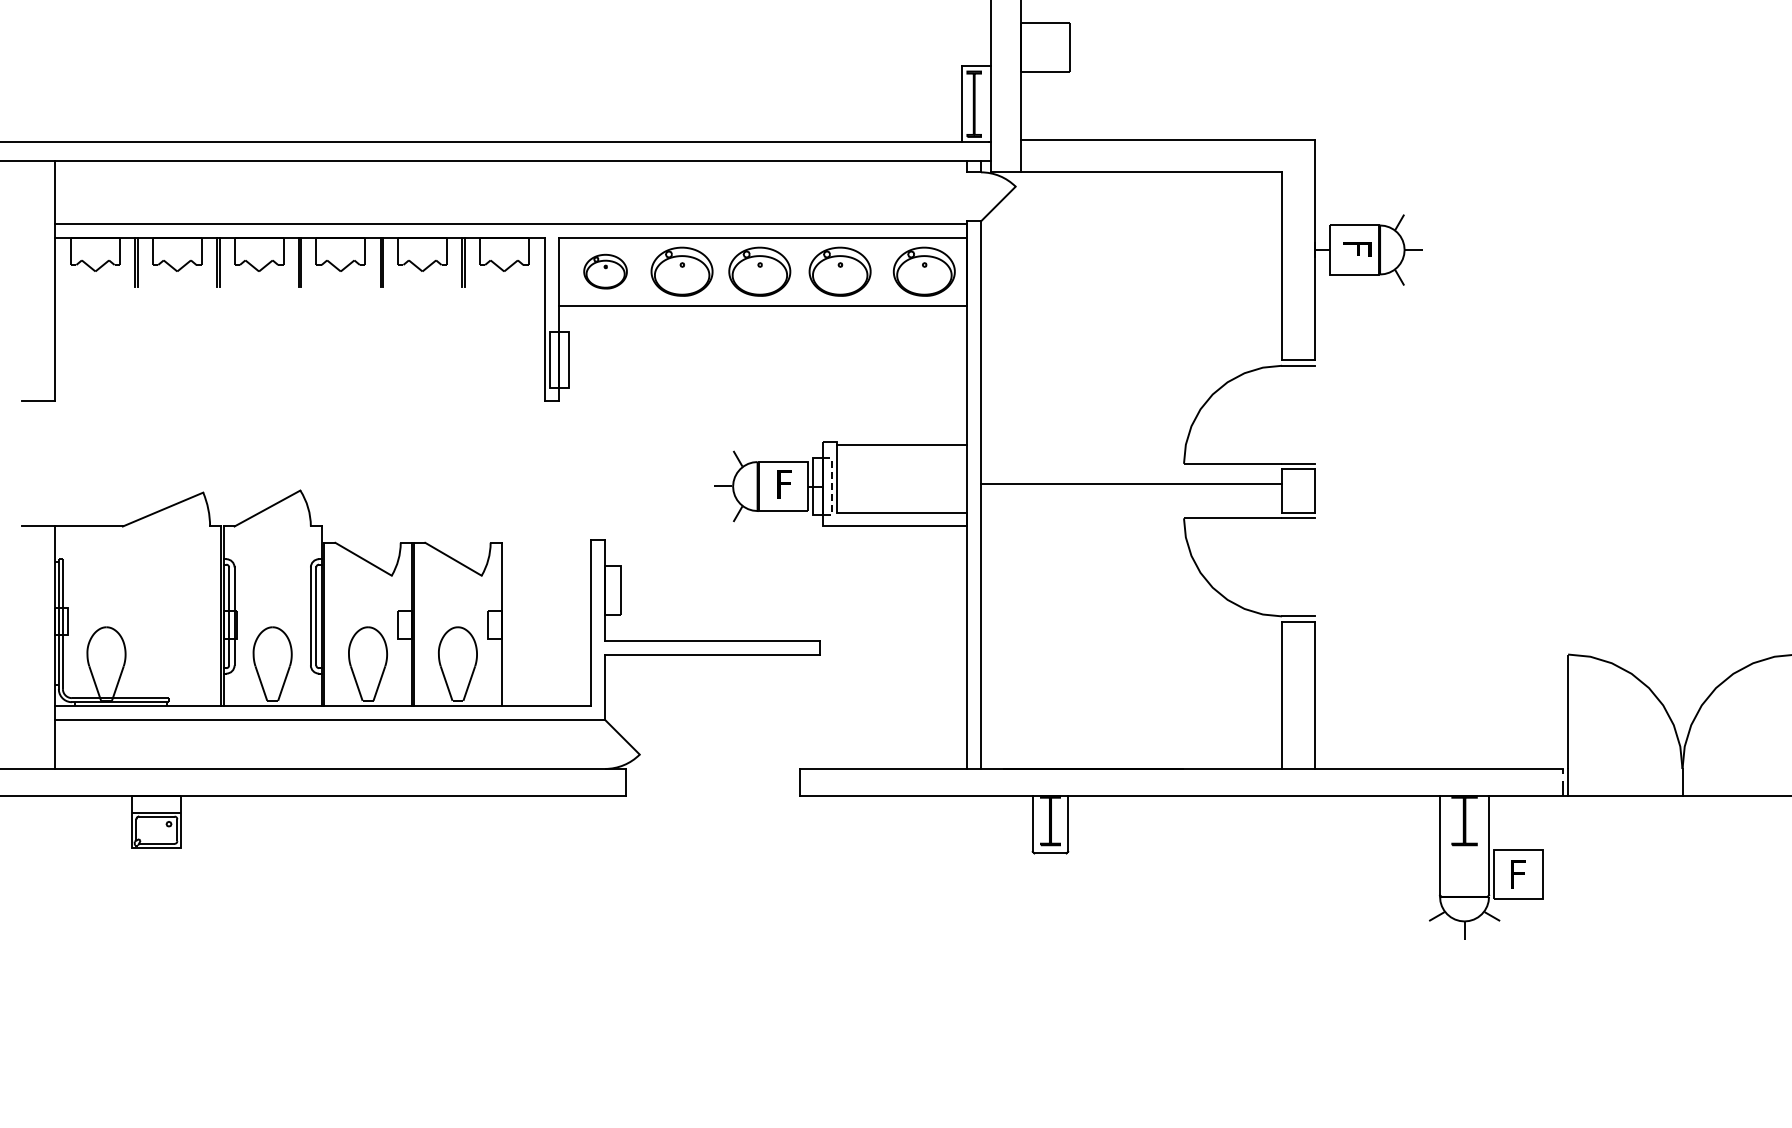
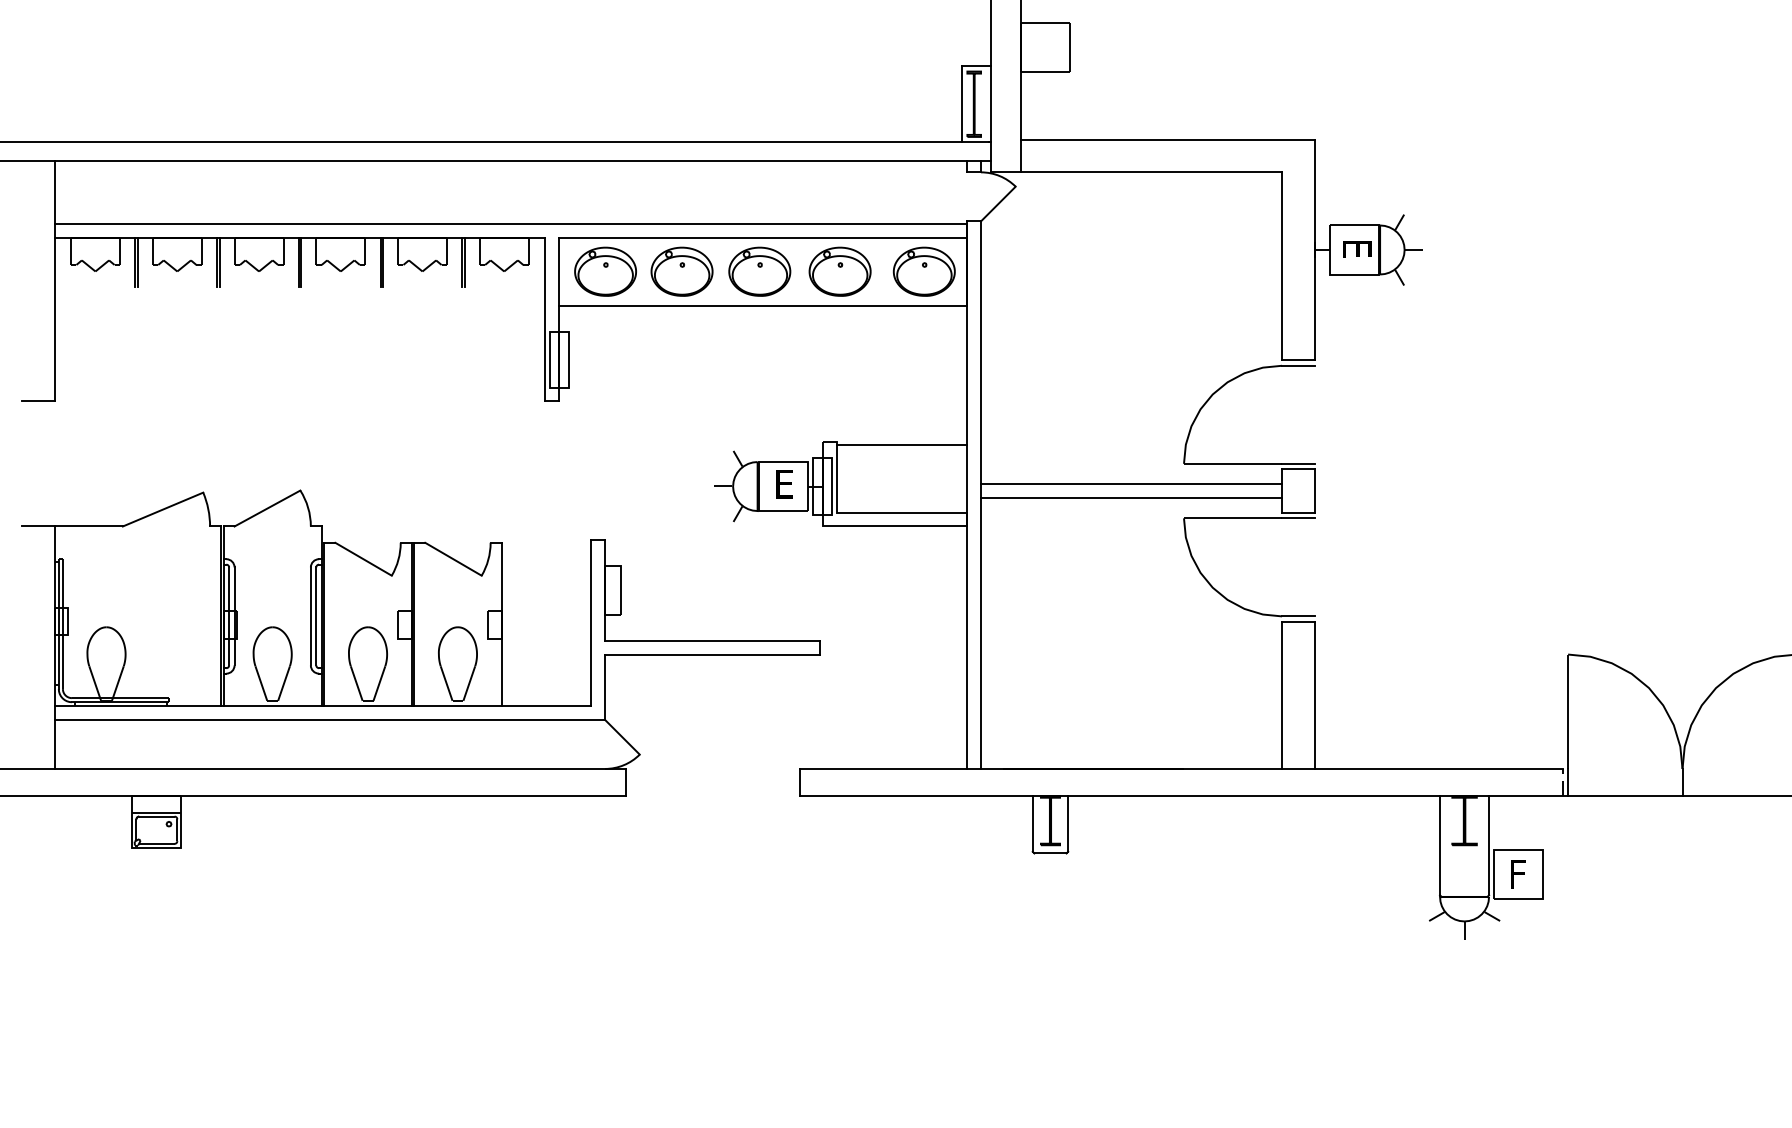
text: F -> E (1357, 249)
part size: 45x37 px -> 63x51 px (605, 271)
text: F -> E (784, 484)
line: dashed -> solid (831, 487)
line: none -> present (1131, 497)
